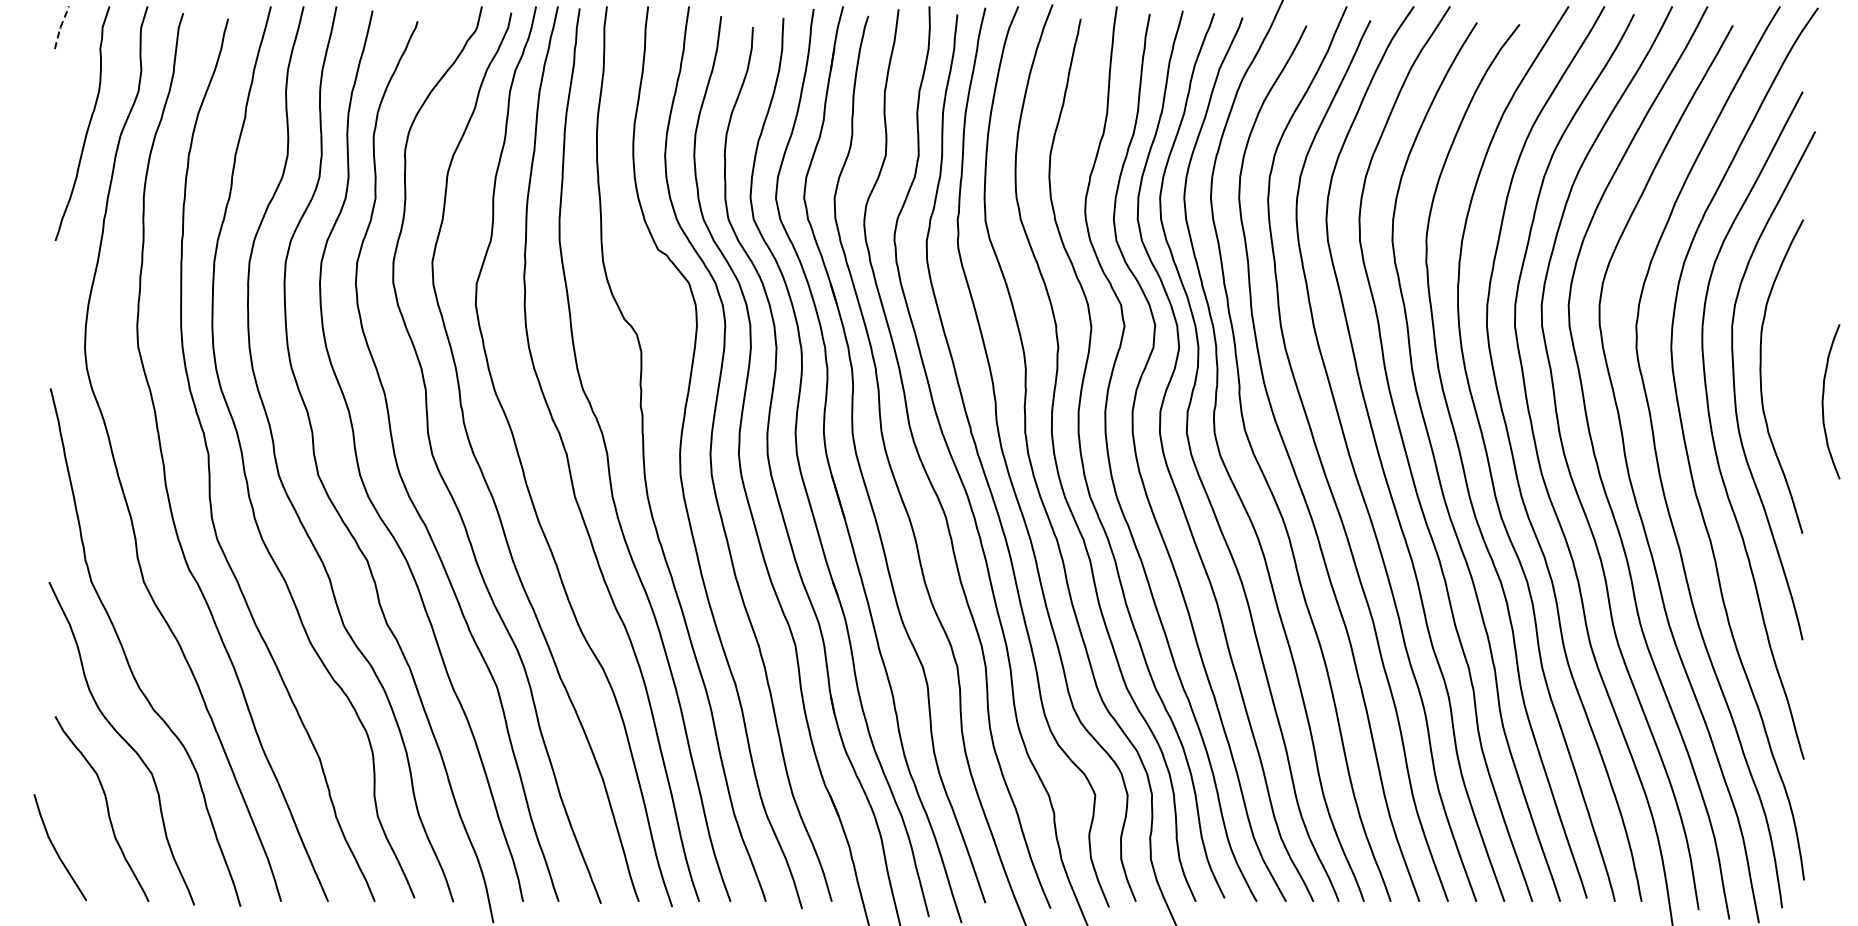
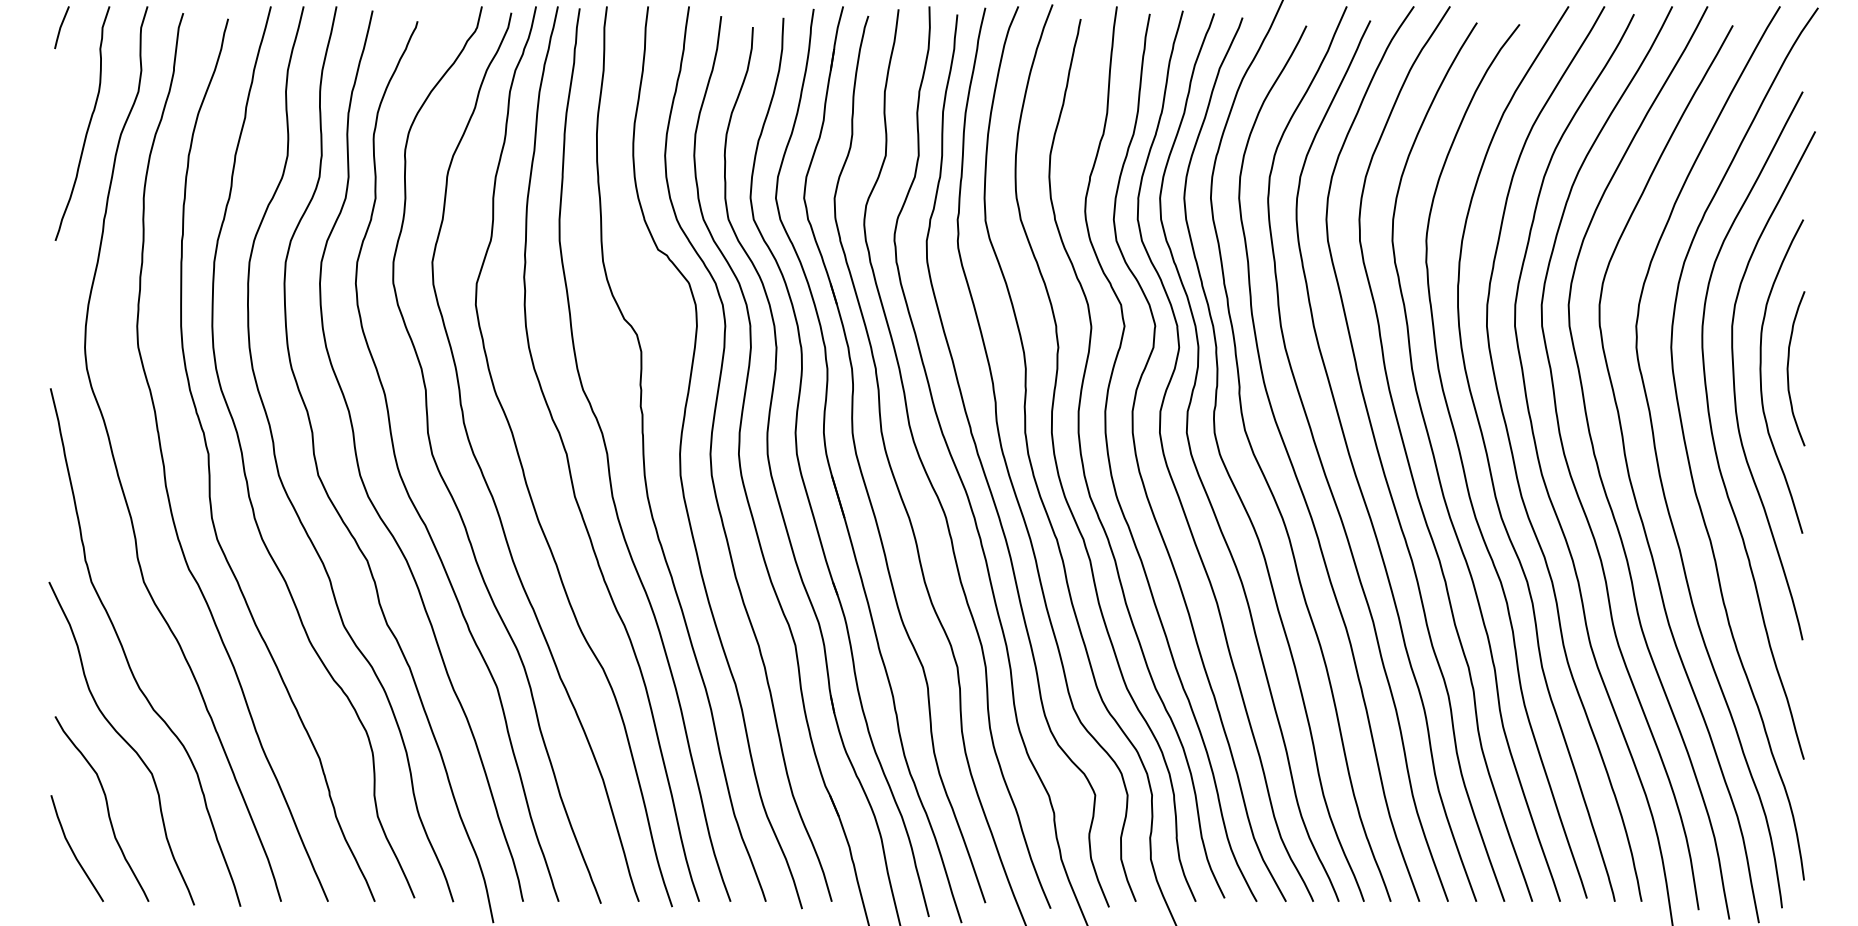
line: dashed -> solid (60, 27)
curve position: (1823, 401) -> (1788, 368) (1788, 368)
curve position: (56, 849) -> (73, 850) (73, 850)
